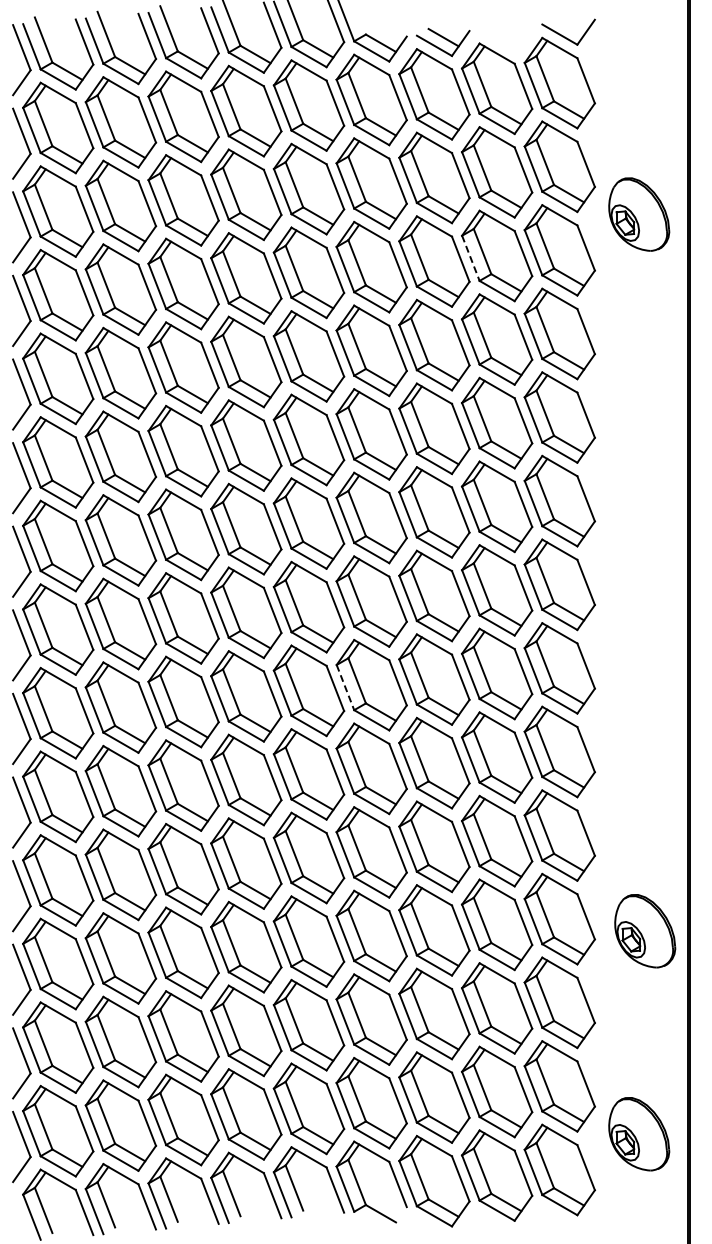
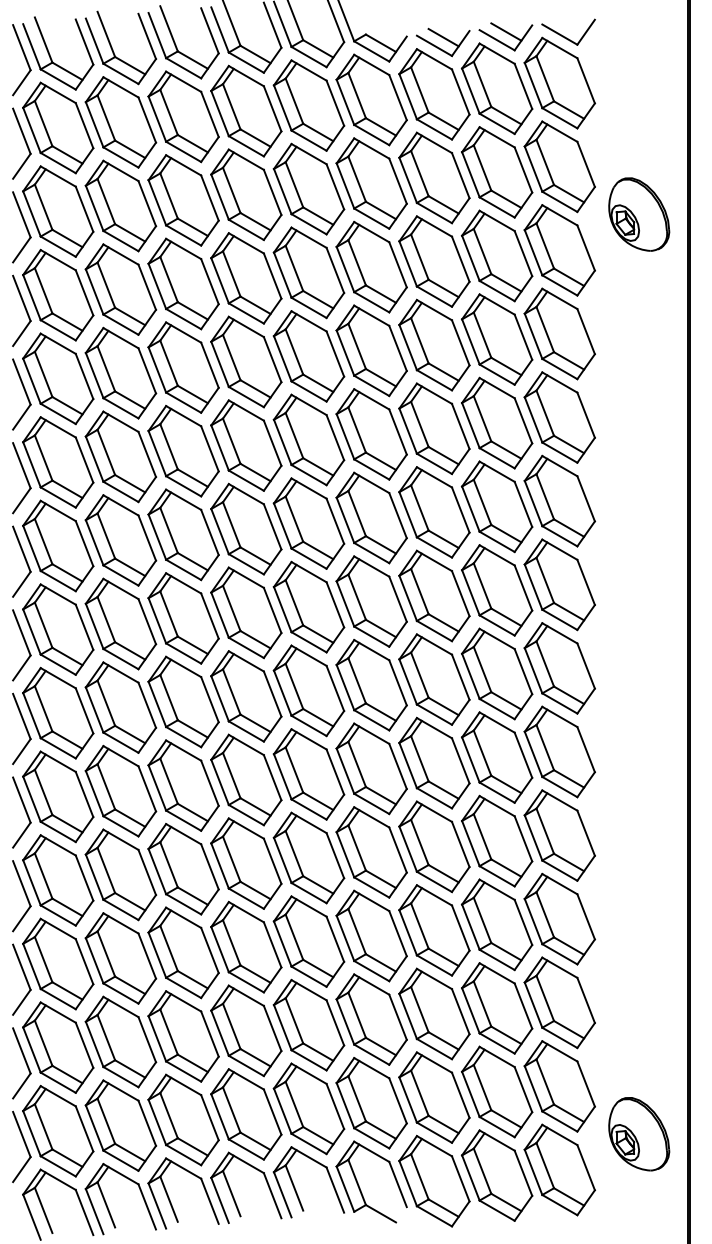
part: none -> present (505, 36)
line: dashed -> solid (471, 258)
line: dashed -> solid (345, 688)
part: present -> none (645, 931)
